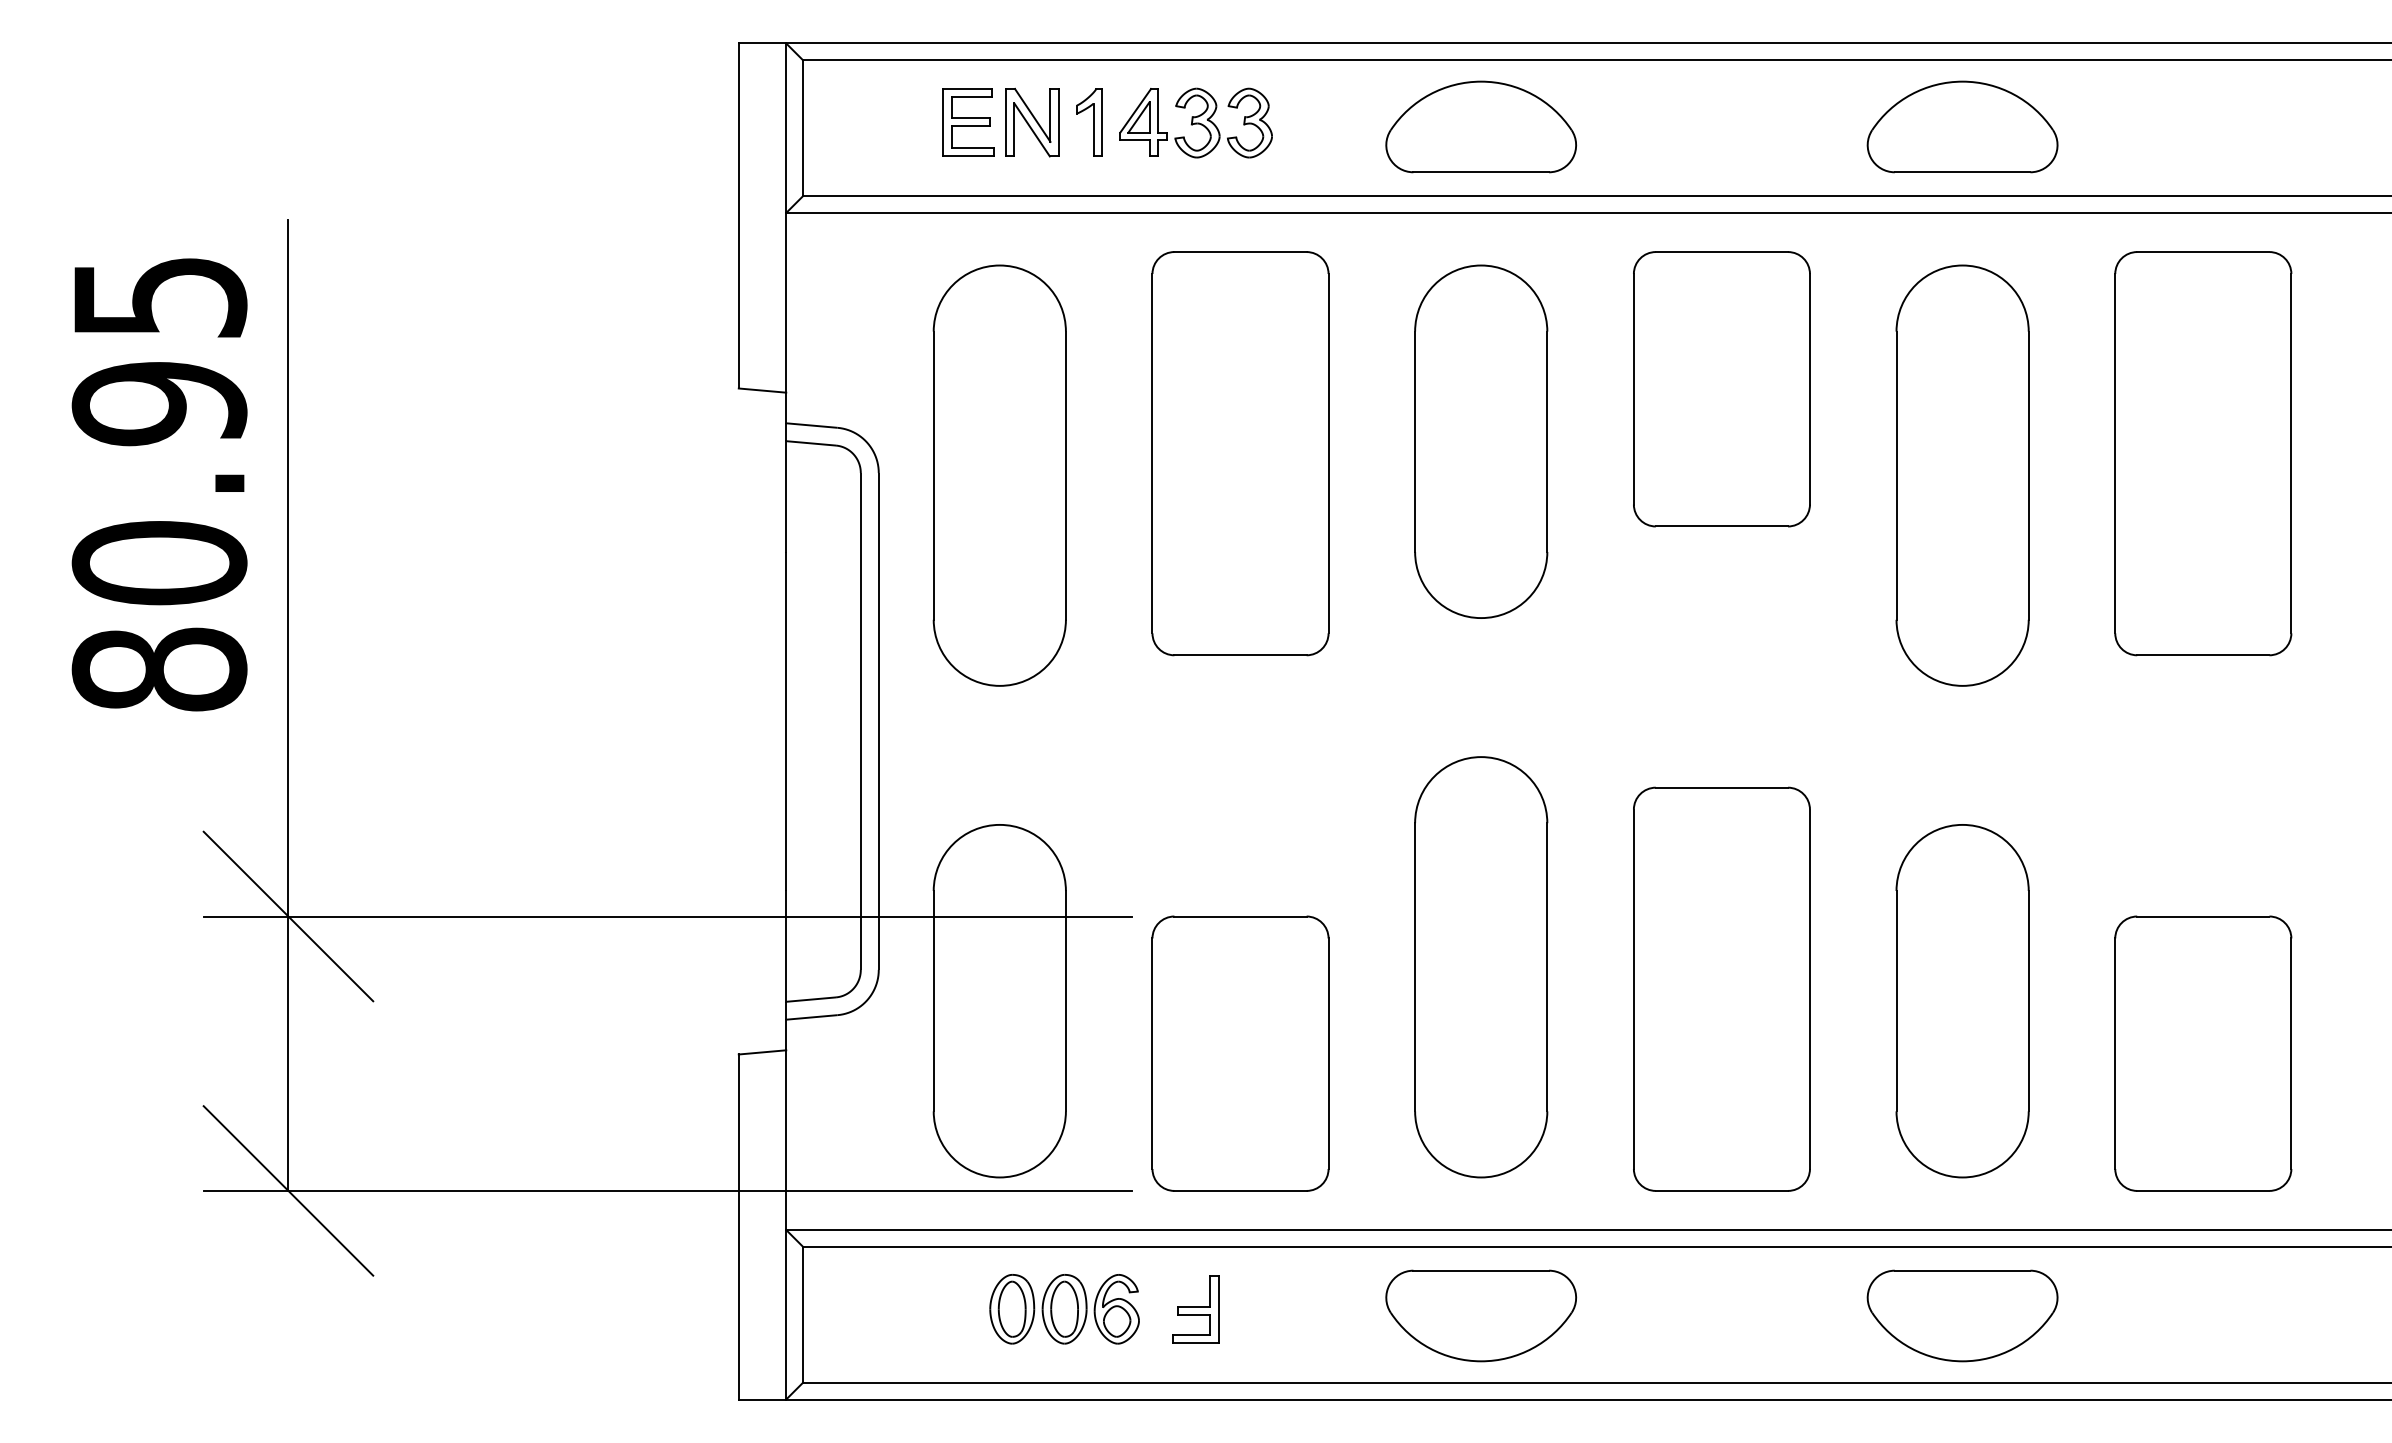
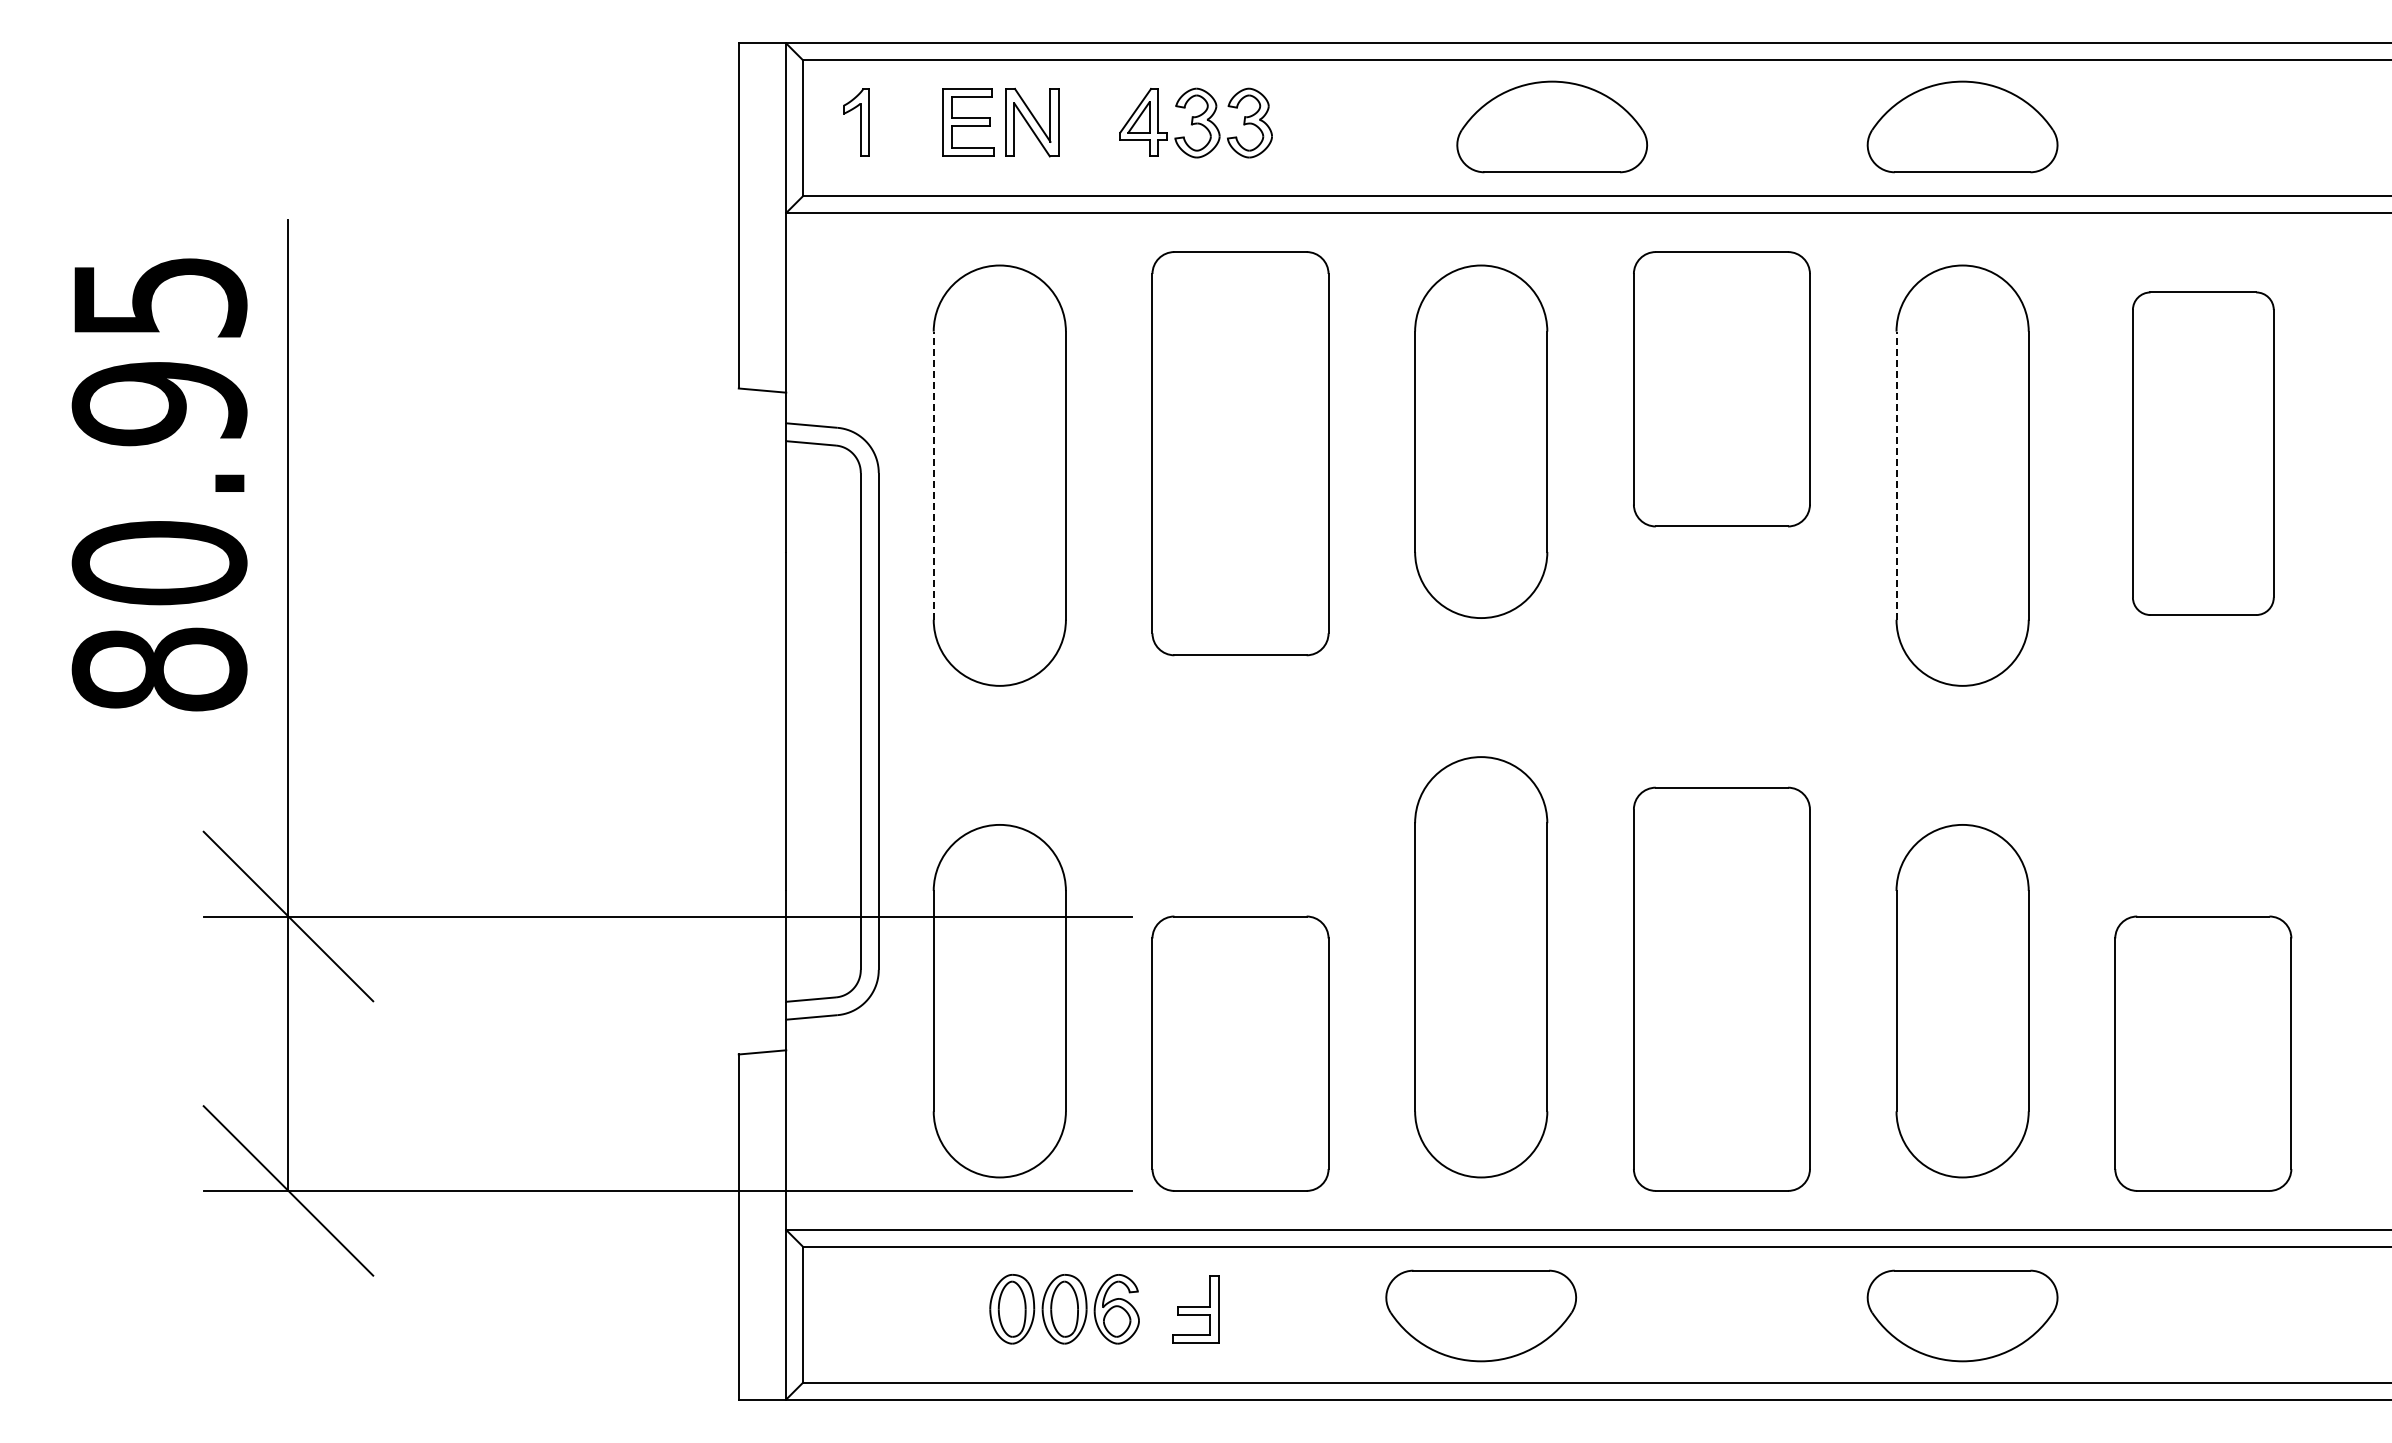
part position: (1089, 122) -> (856, 122) (856, 122)
part position: (1480, 126) -> (1551, 126) (1551, 126)
part size: 179x406 px -> 143x325 px (2203, 453)
line: solid -> dashed (933, 475)
line: solid -> dashed (1896, 475)
